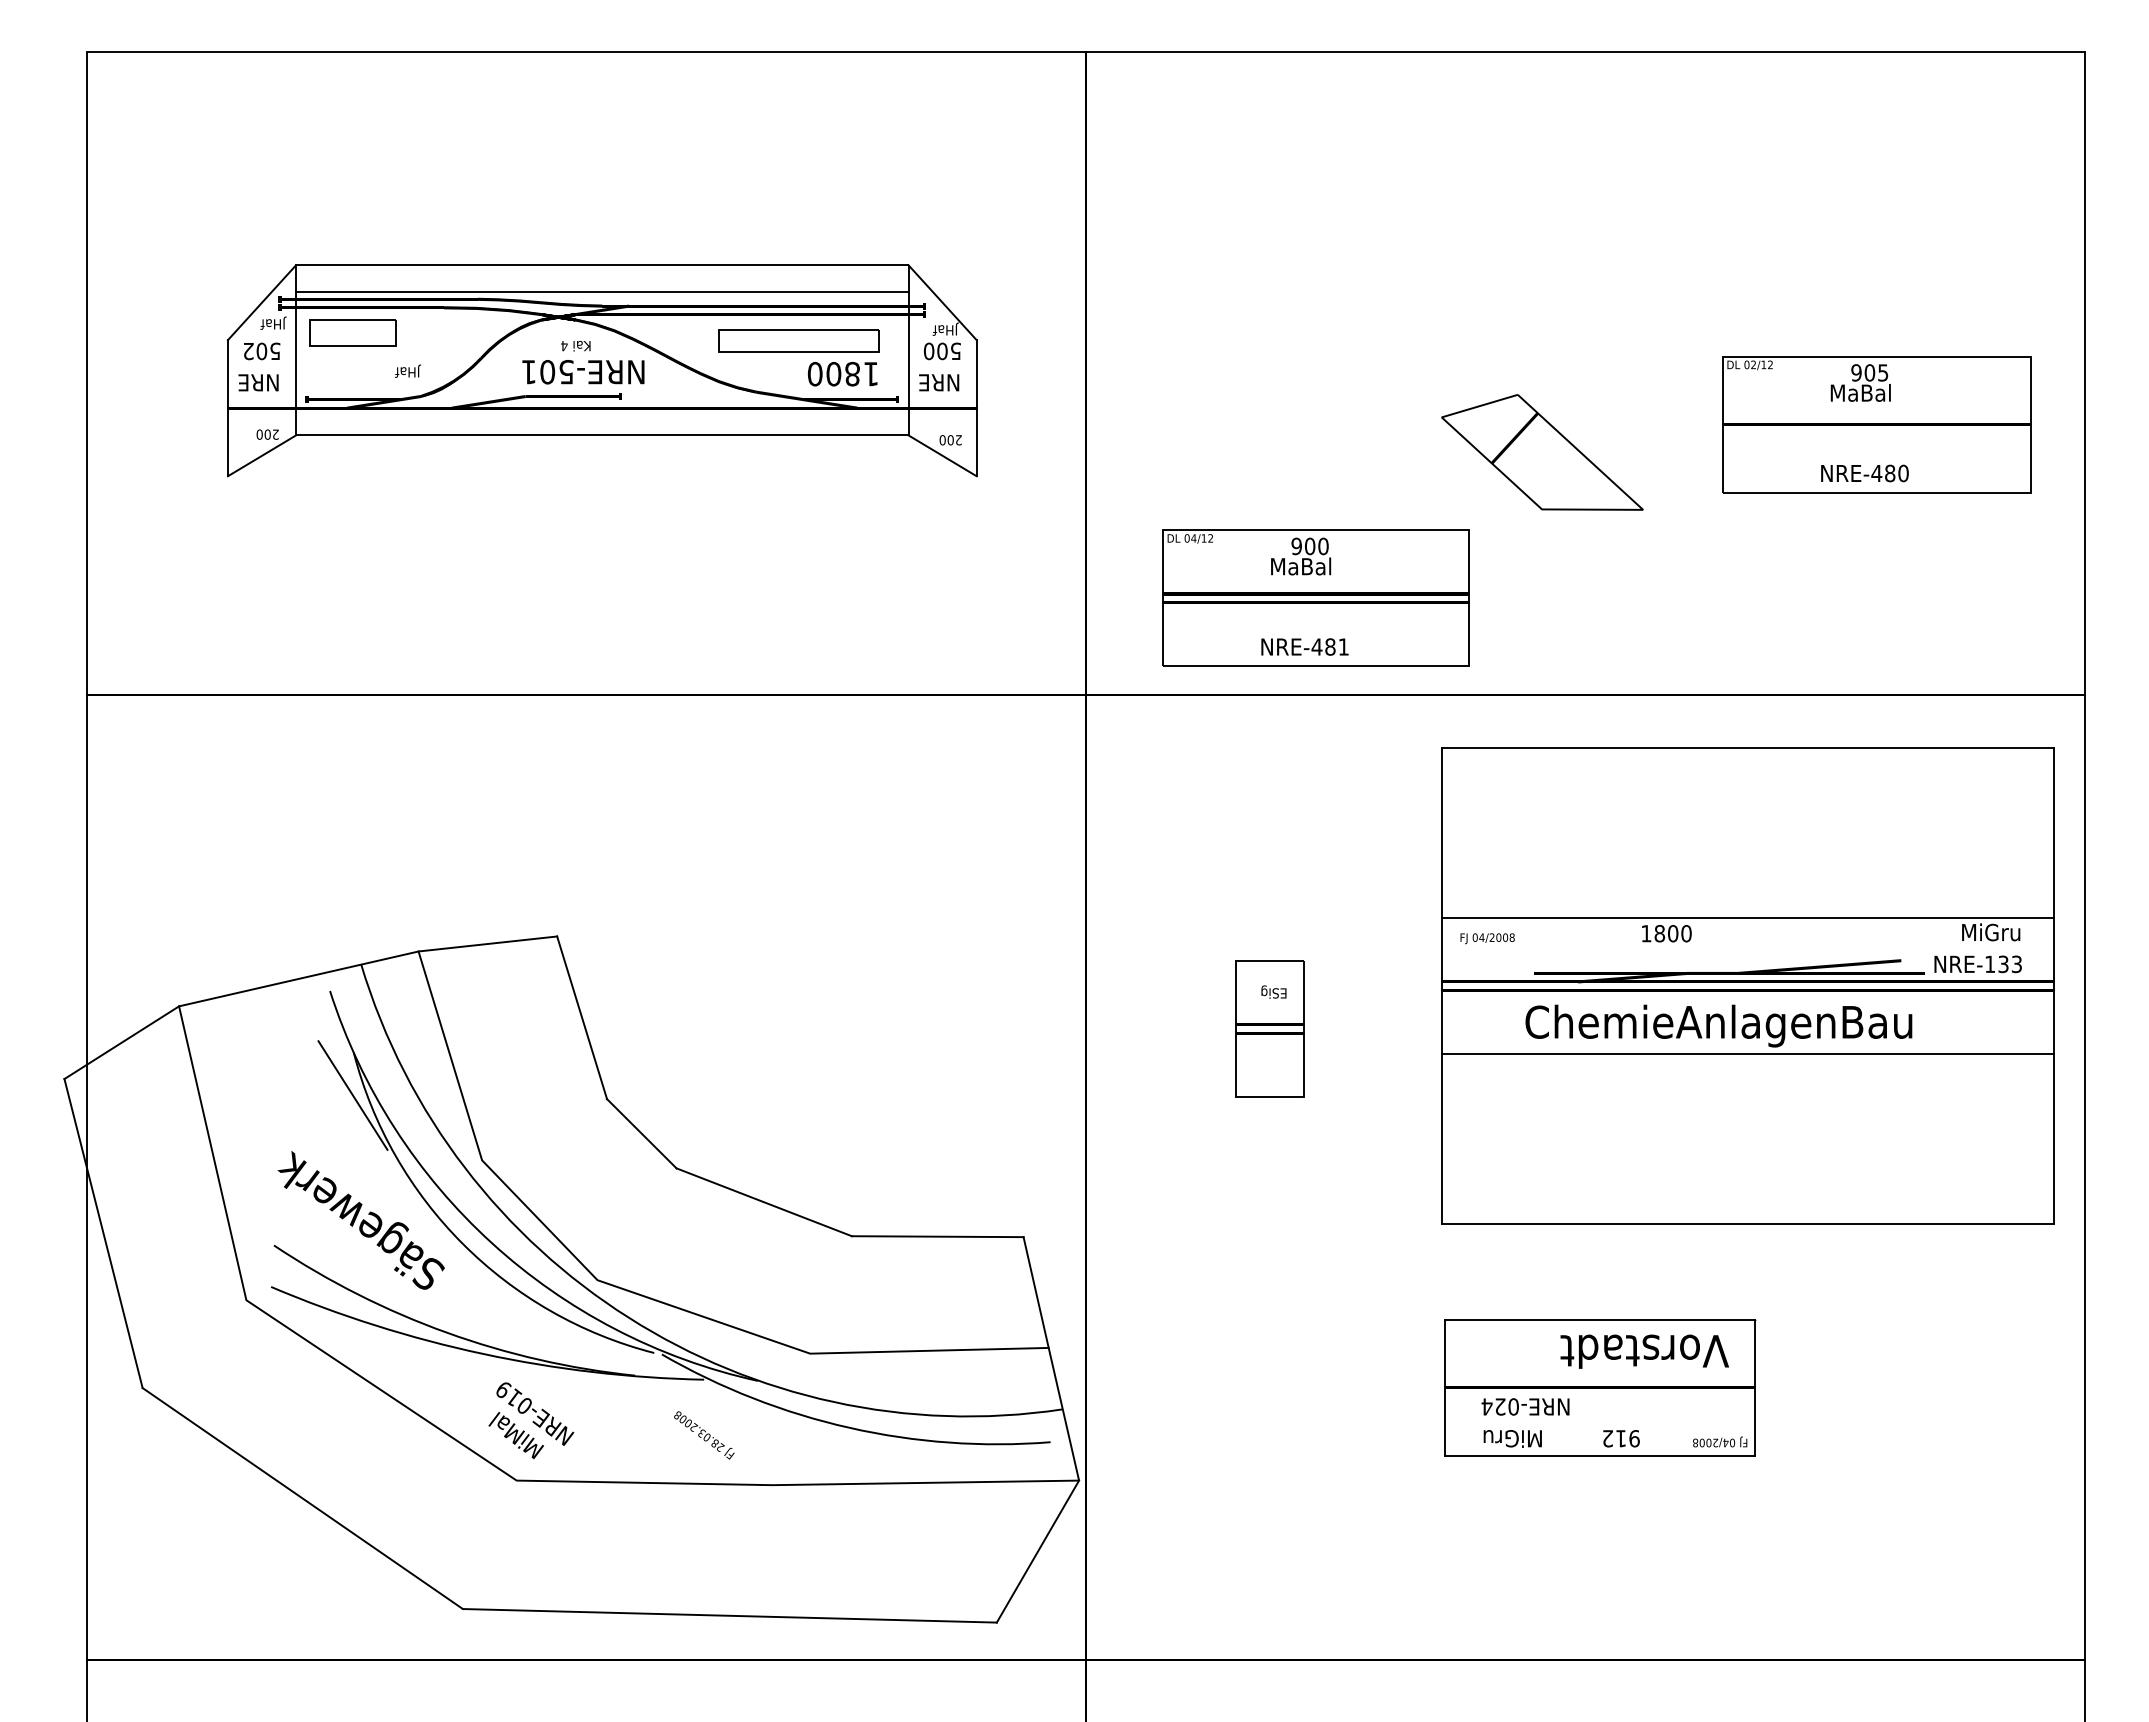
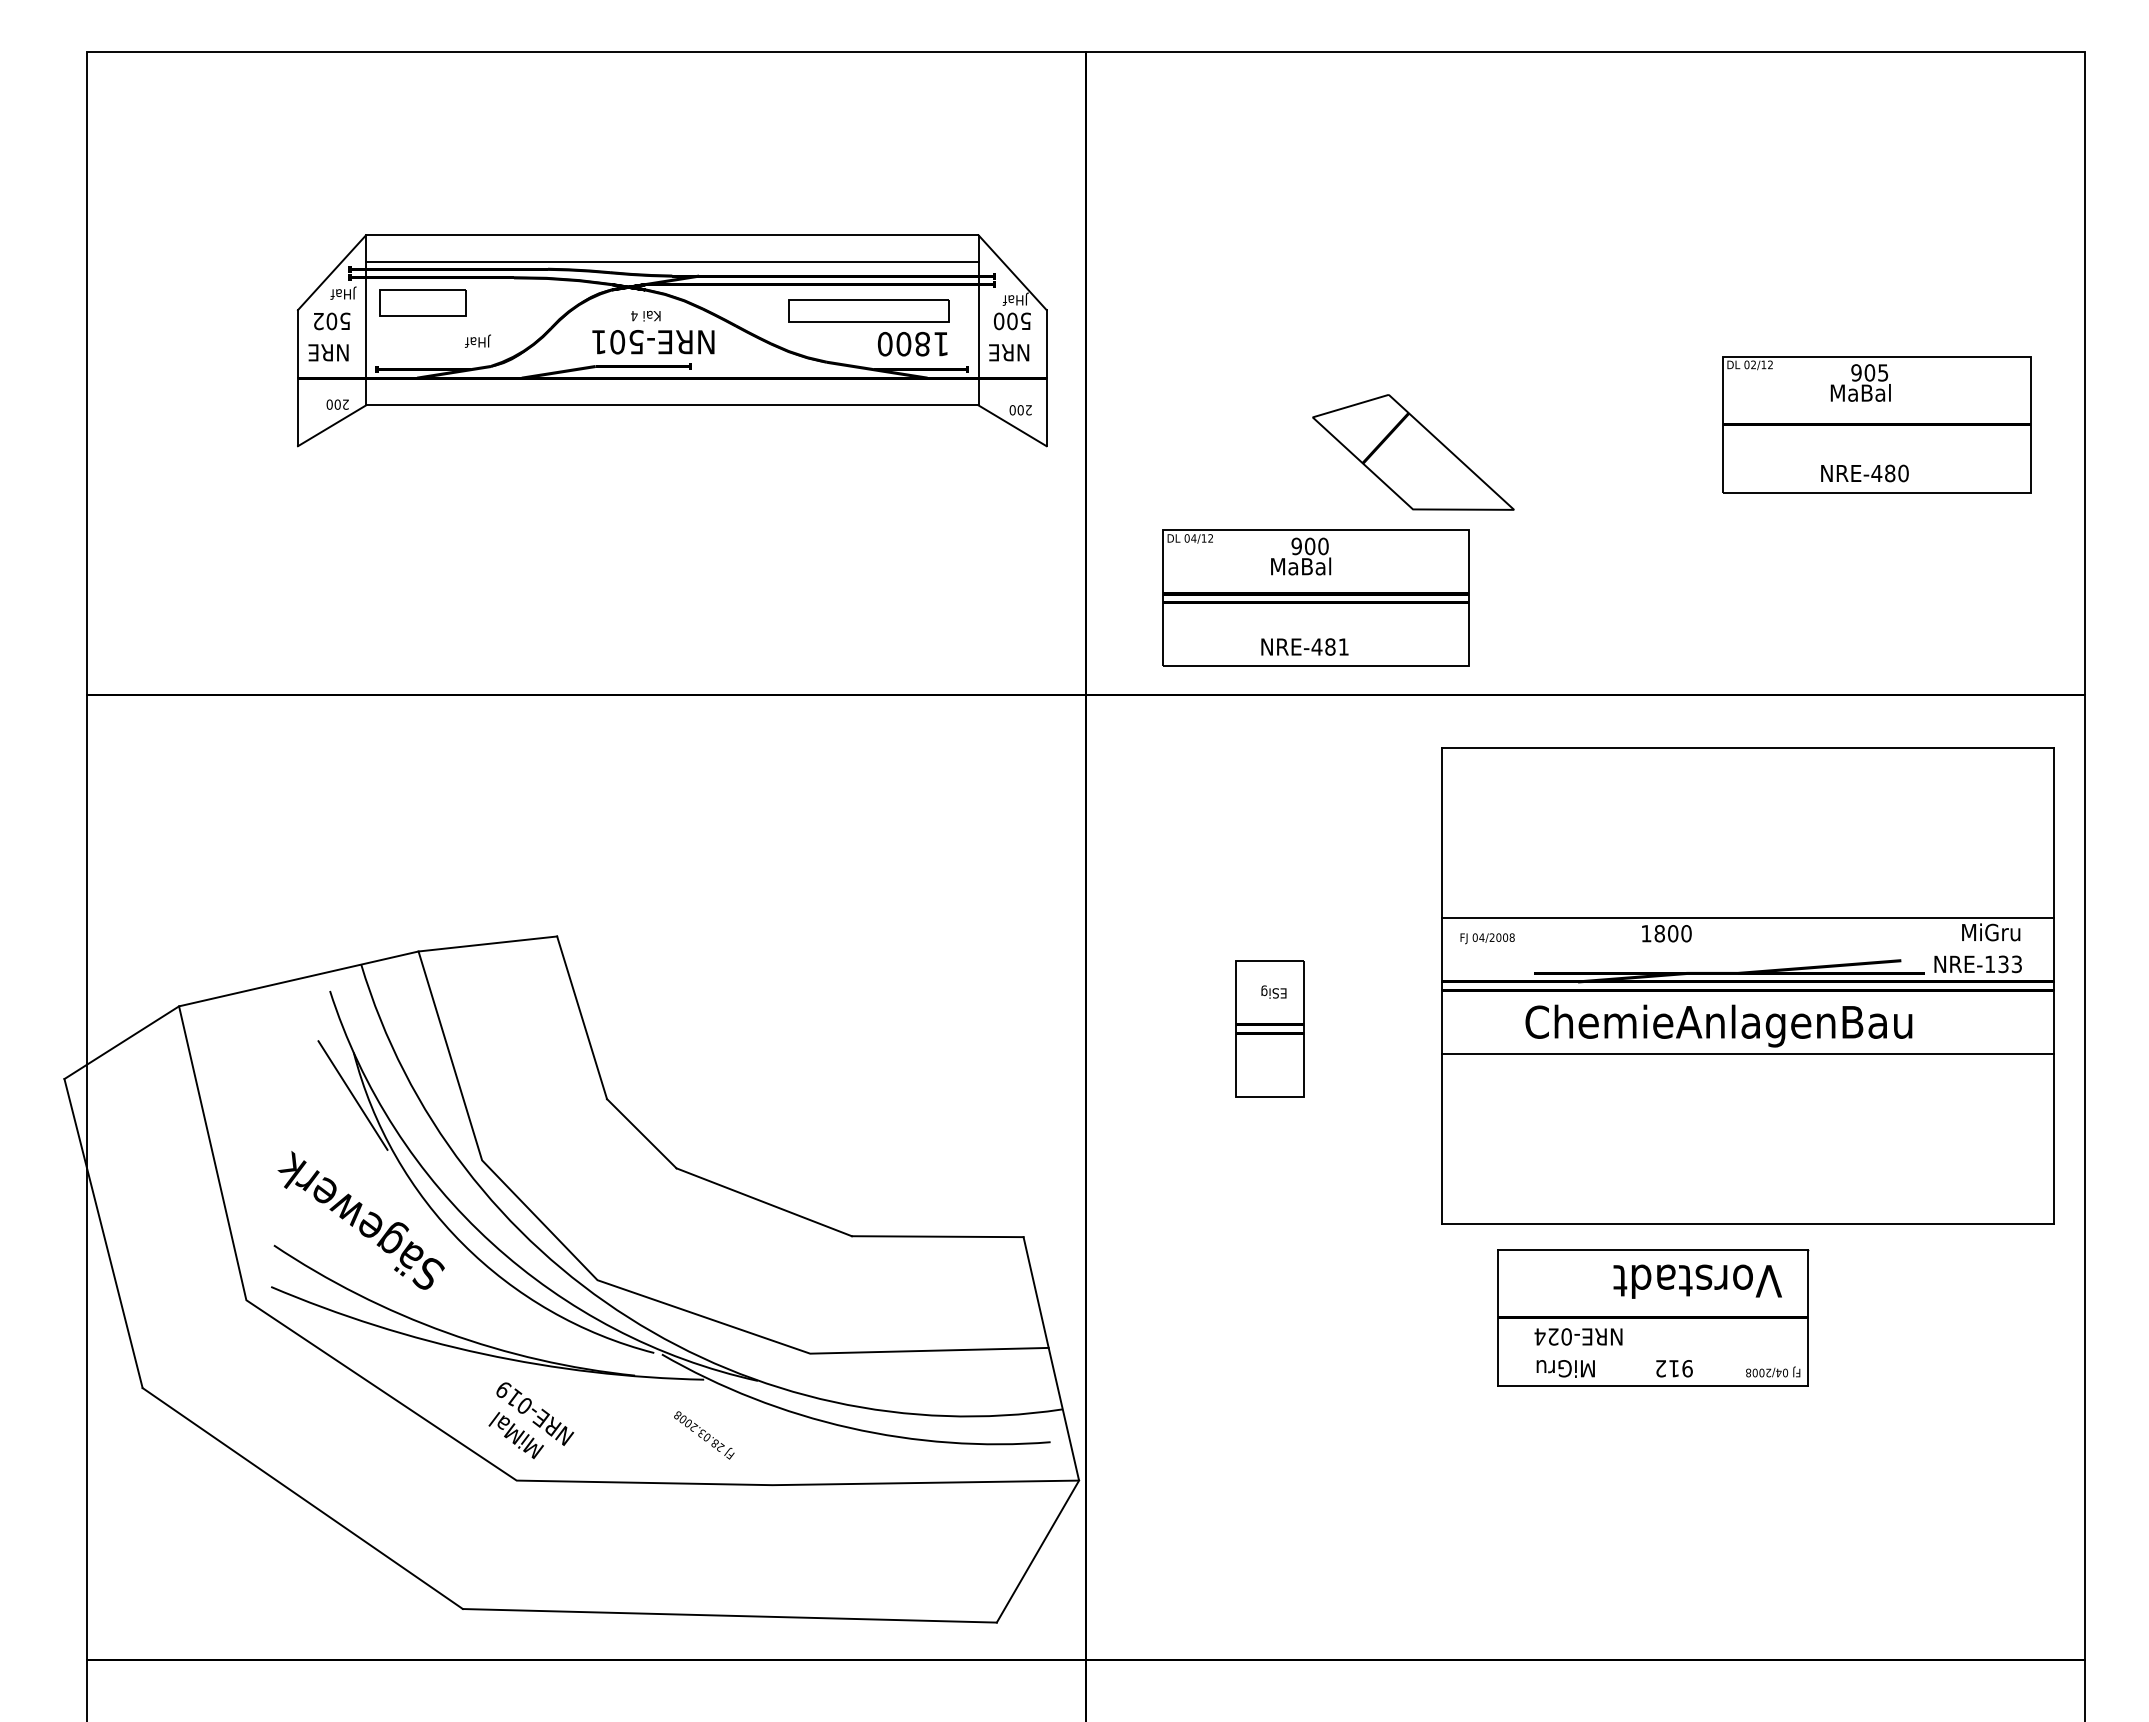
part position: (602, 370) -> (672, 340) (672, 340)
part position: (1542, 452) -> (1413, 452) (1413, 452)
part position: (1600, 1387) -> (1653, 1317) (1653, 1317)
